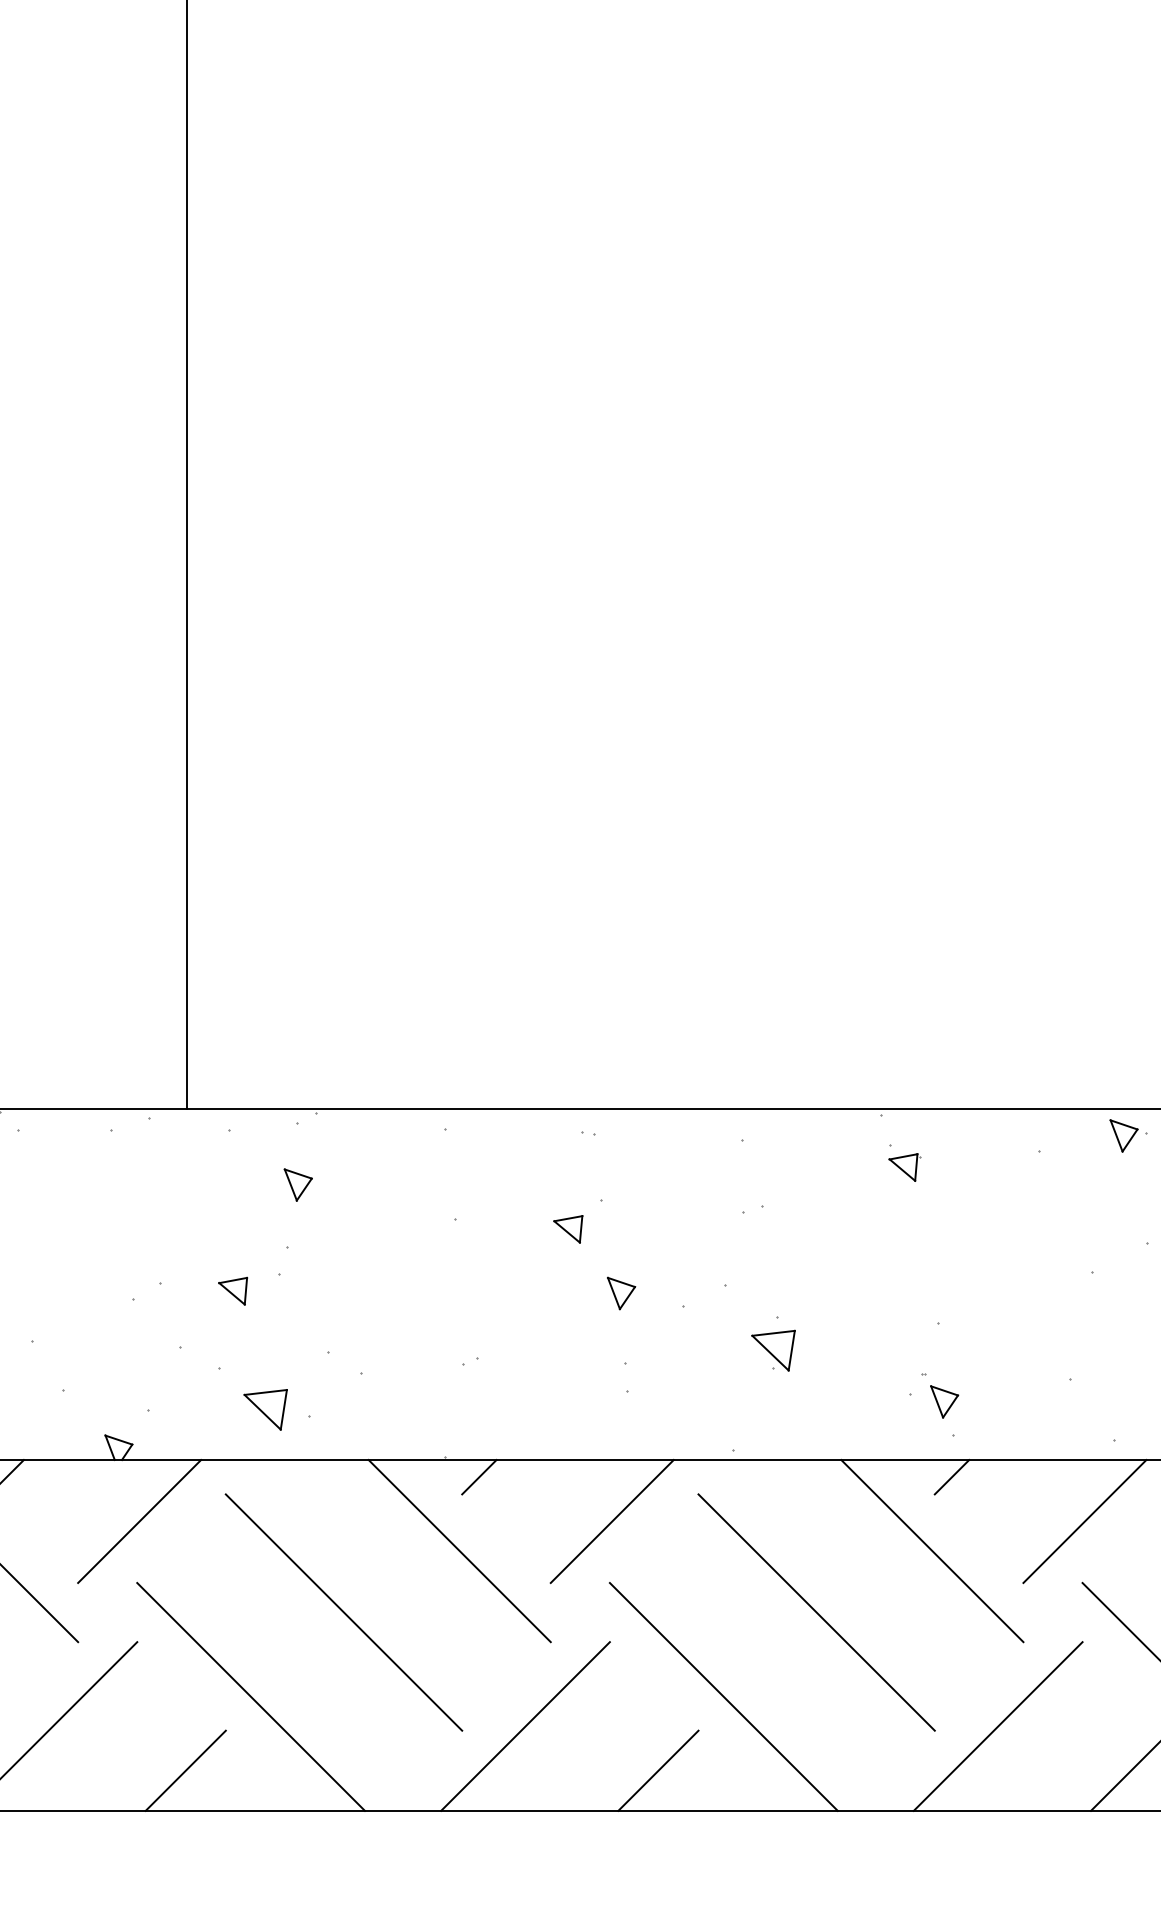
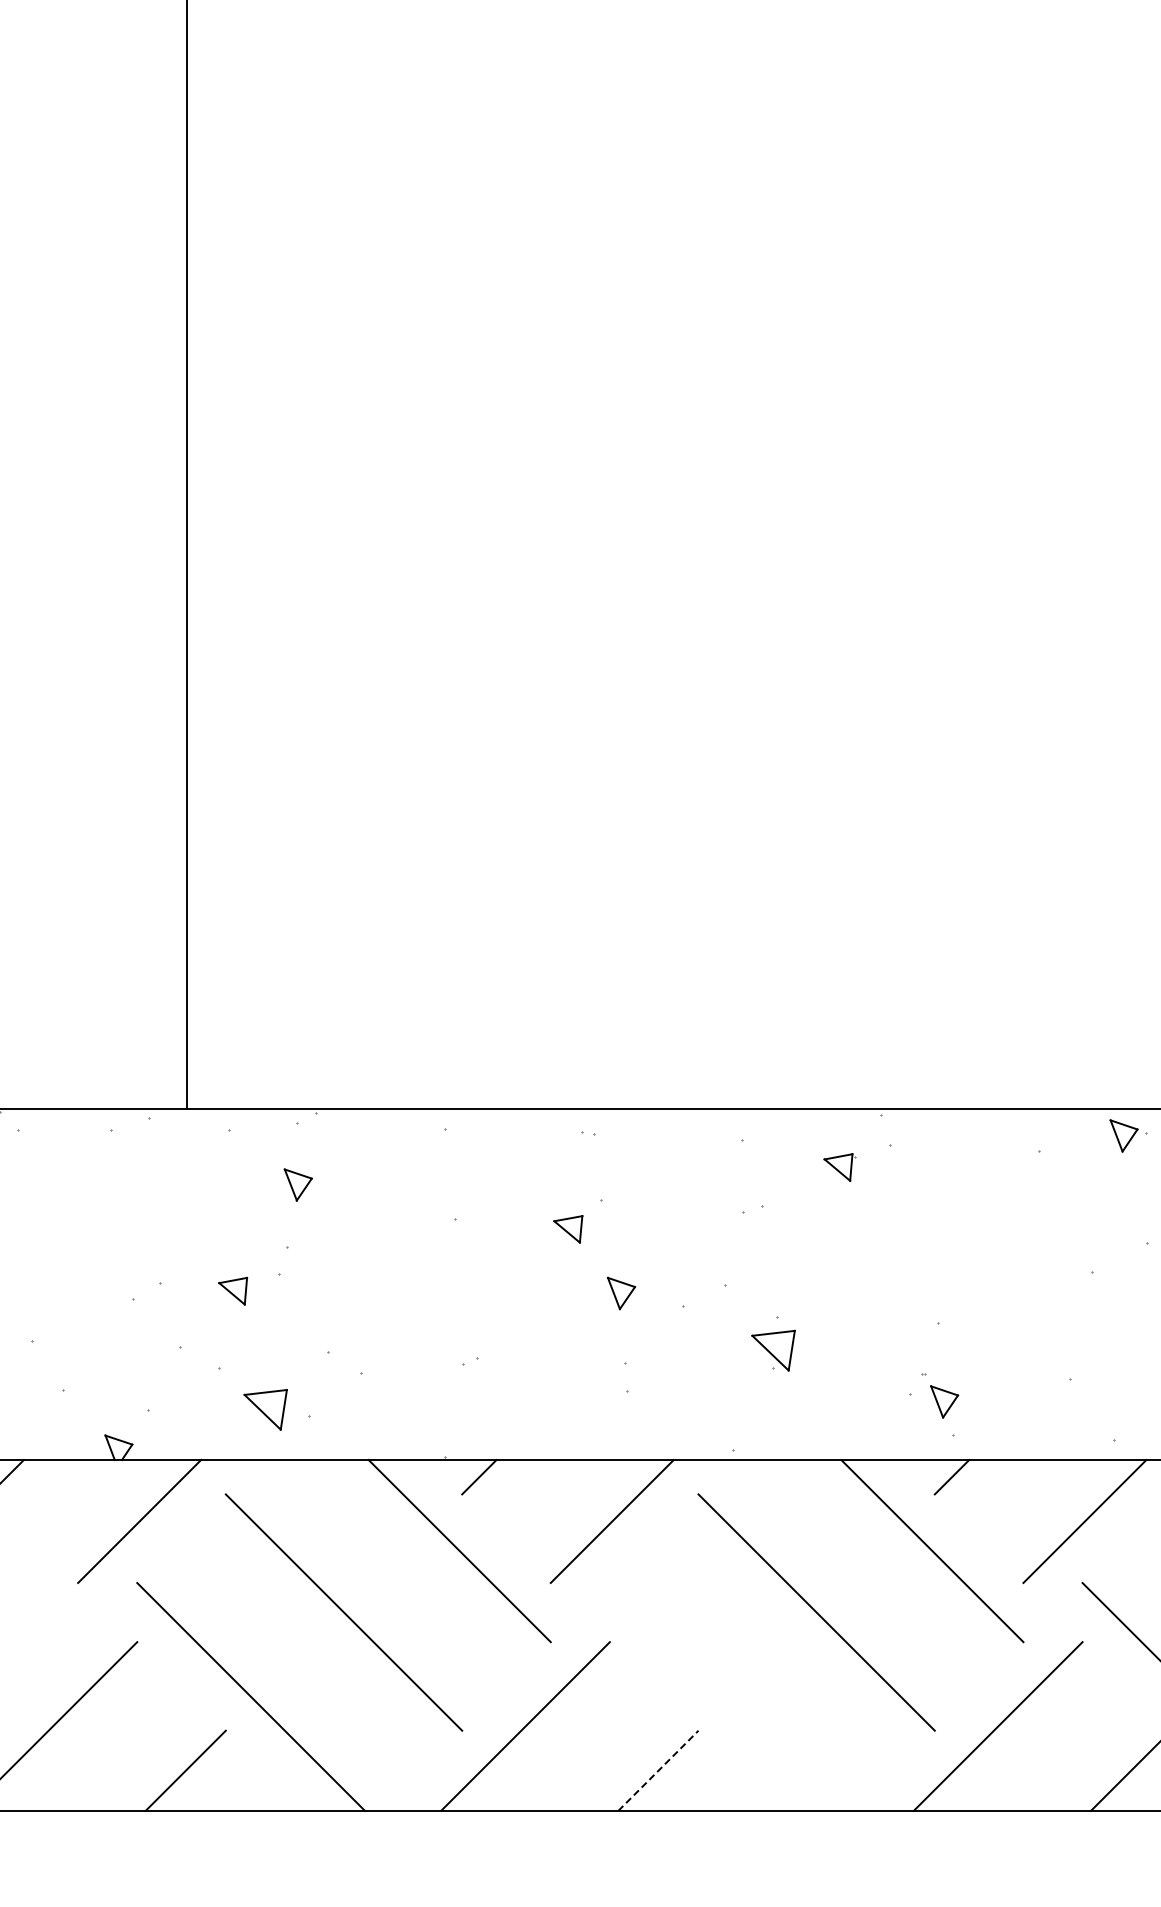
part position: (904, 1167) -> (839, 1167) (839, 1167)
line: present -> none (40, 1604)
line: present -> none (723, 1696)
line: solid -> dashed (658, 1770)
